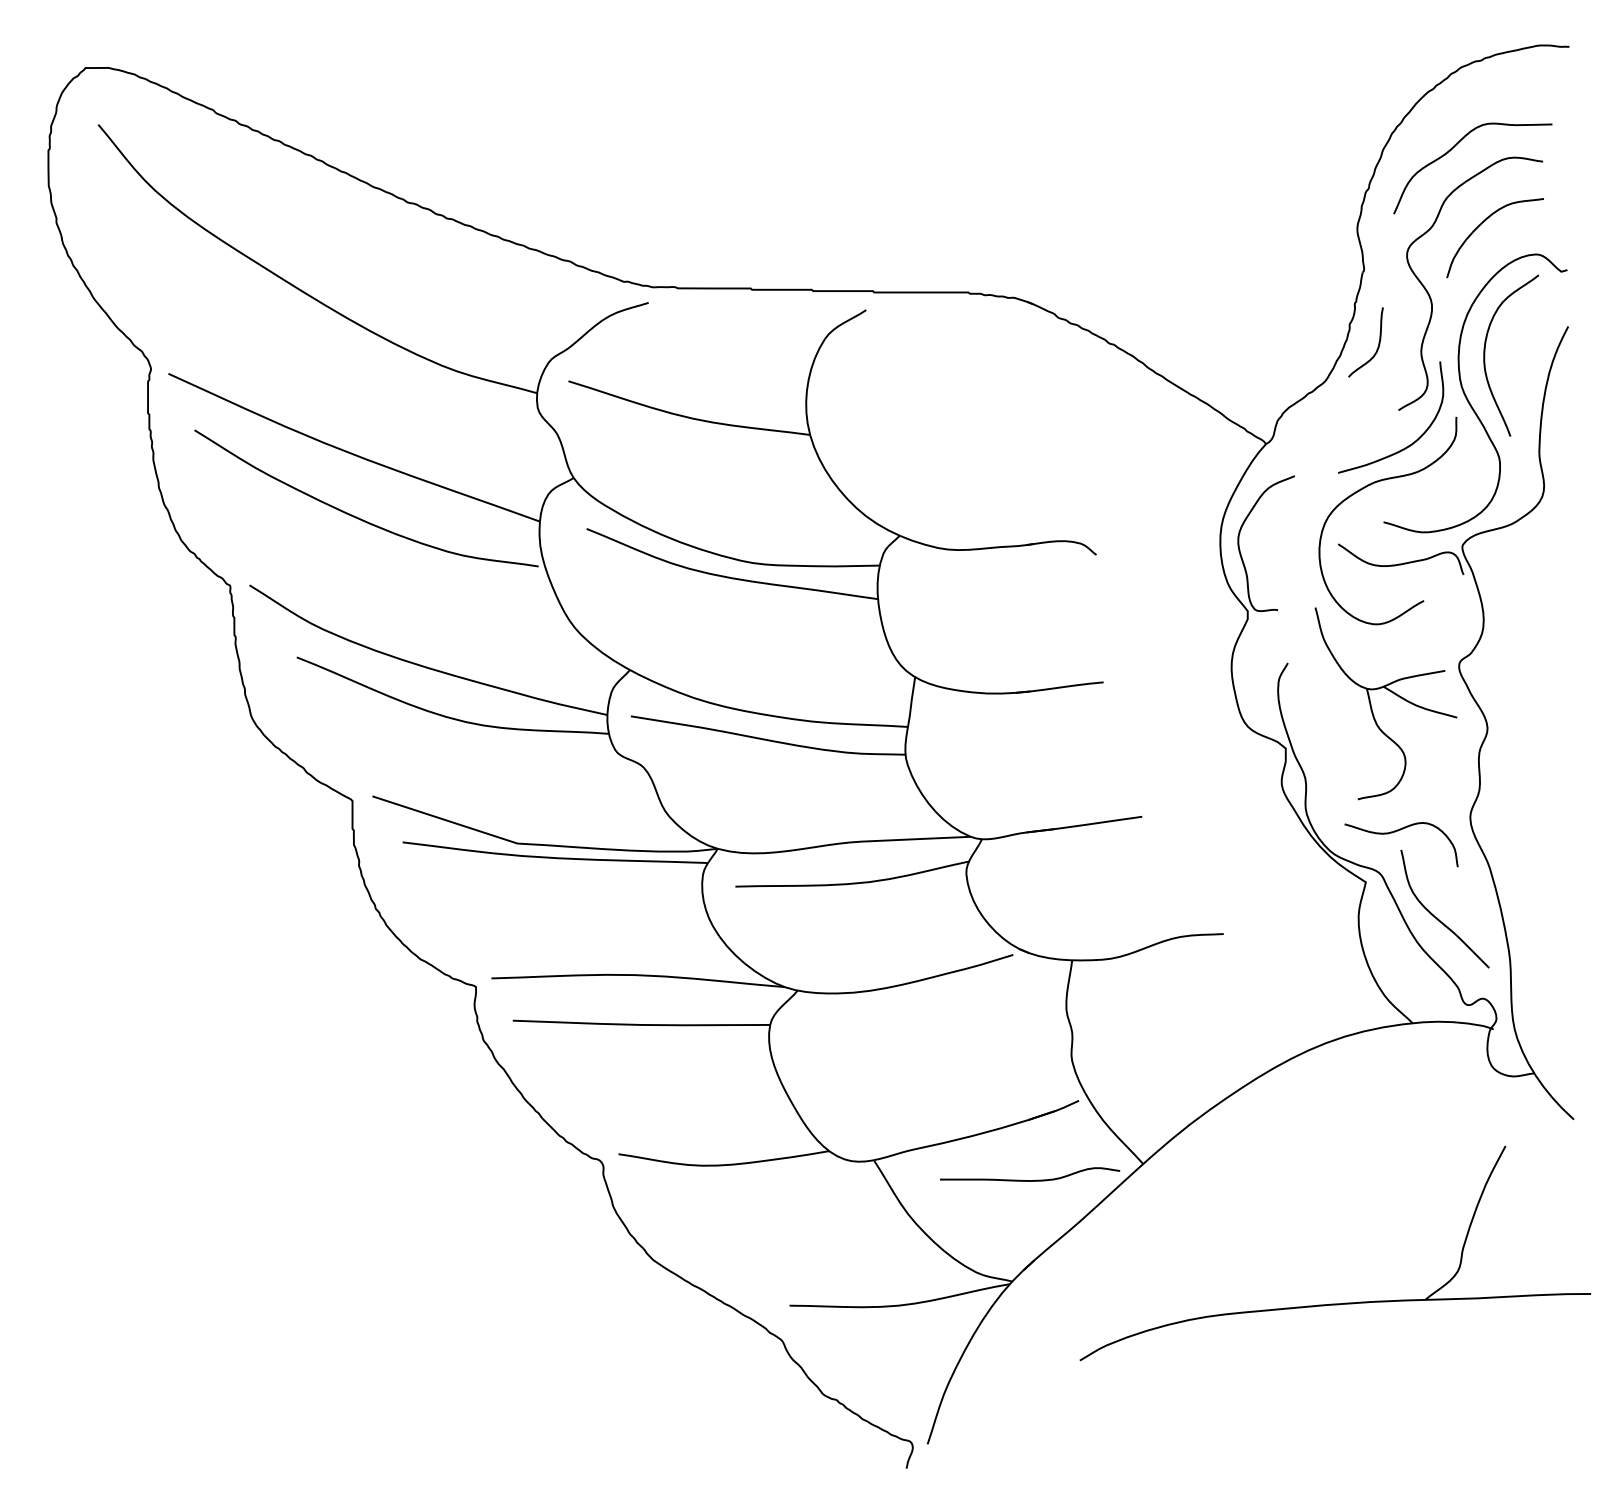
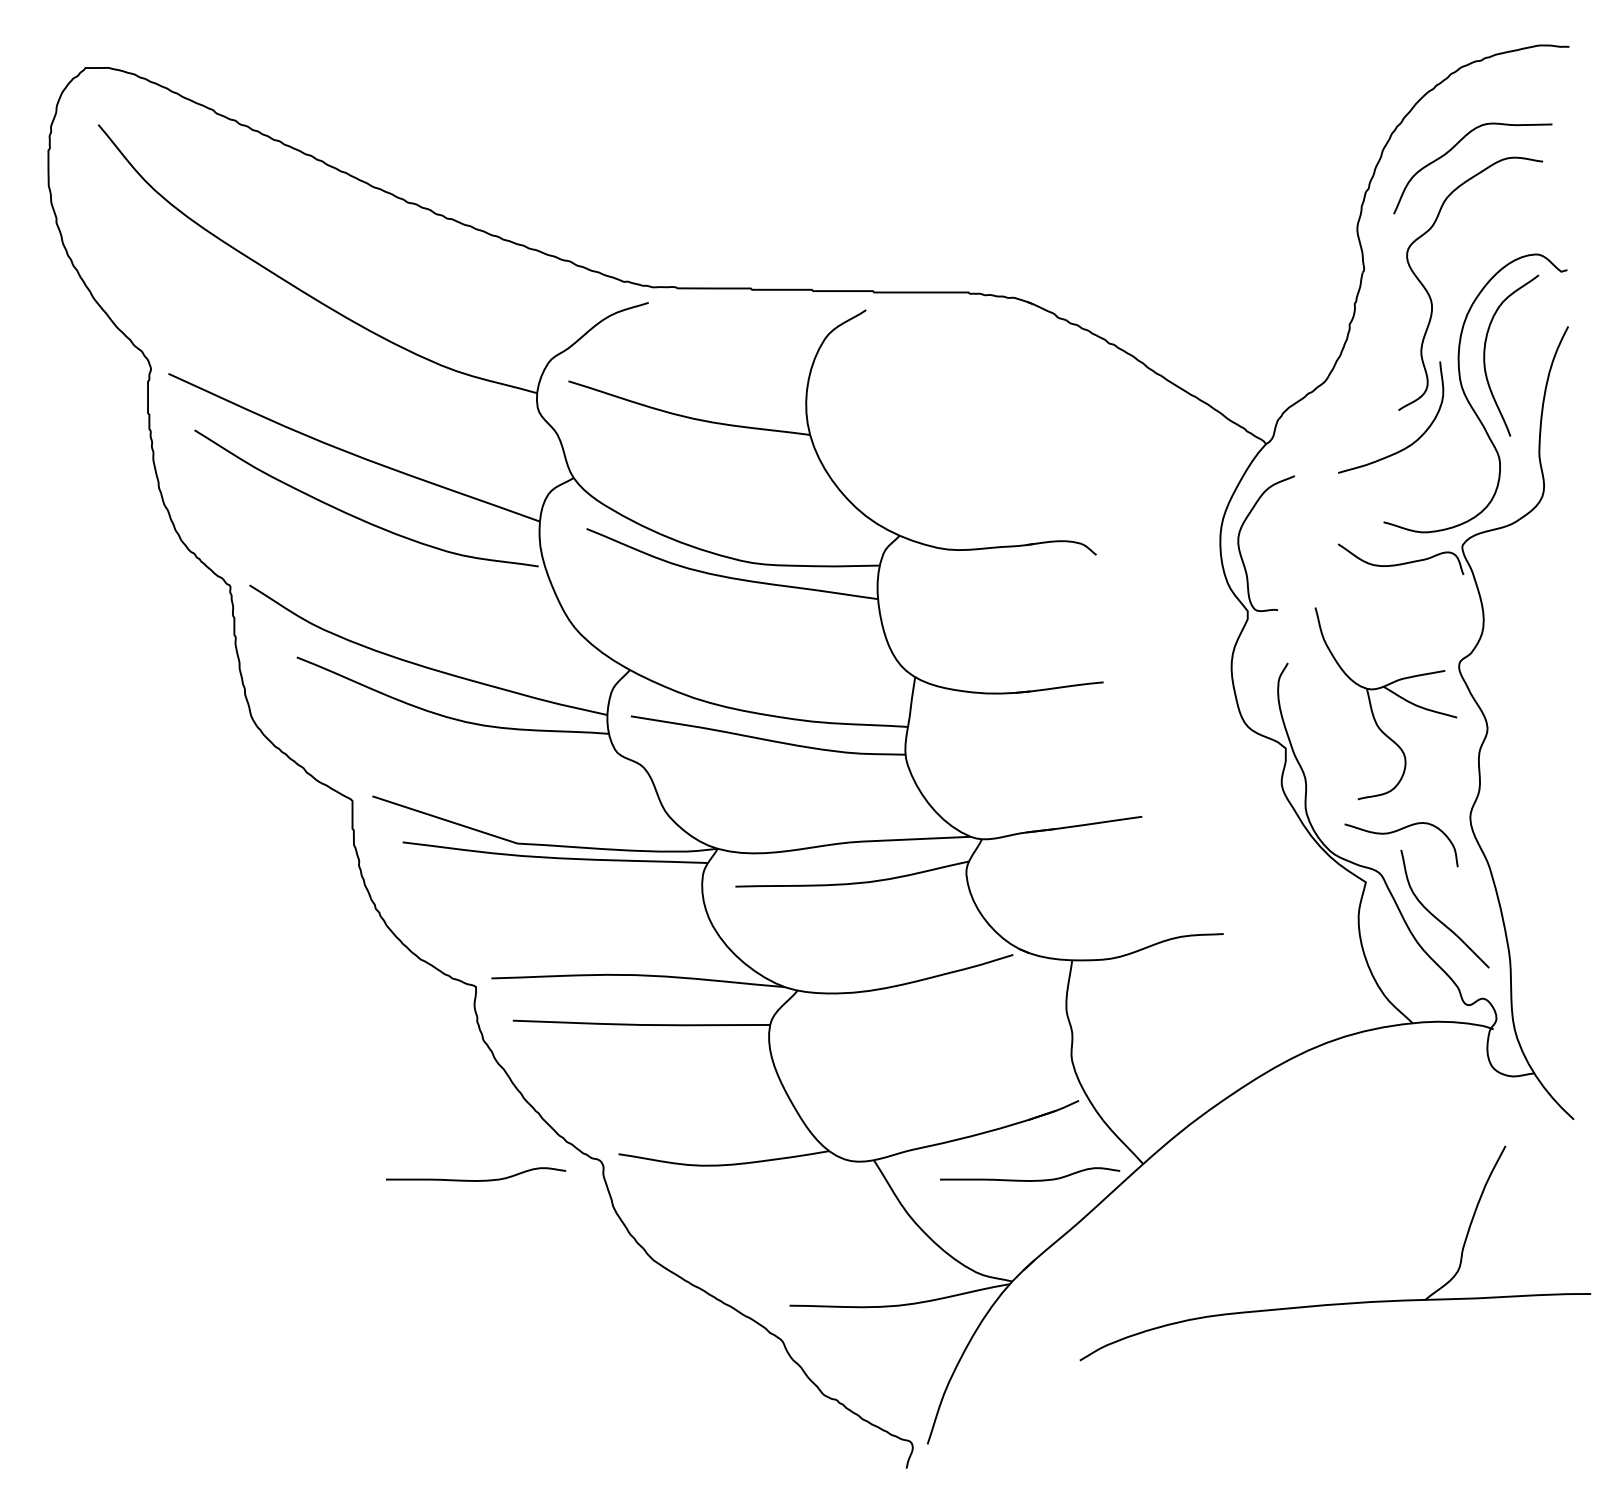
curve: present -> none (1484, 222)
curve: present -> none (1377, 346)
curve: present -> none (1370, 485)
curve: none -> present (476, 1180)
